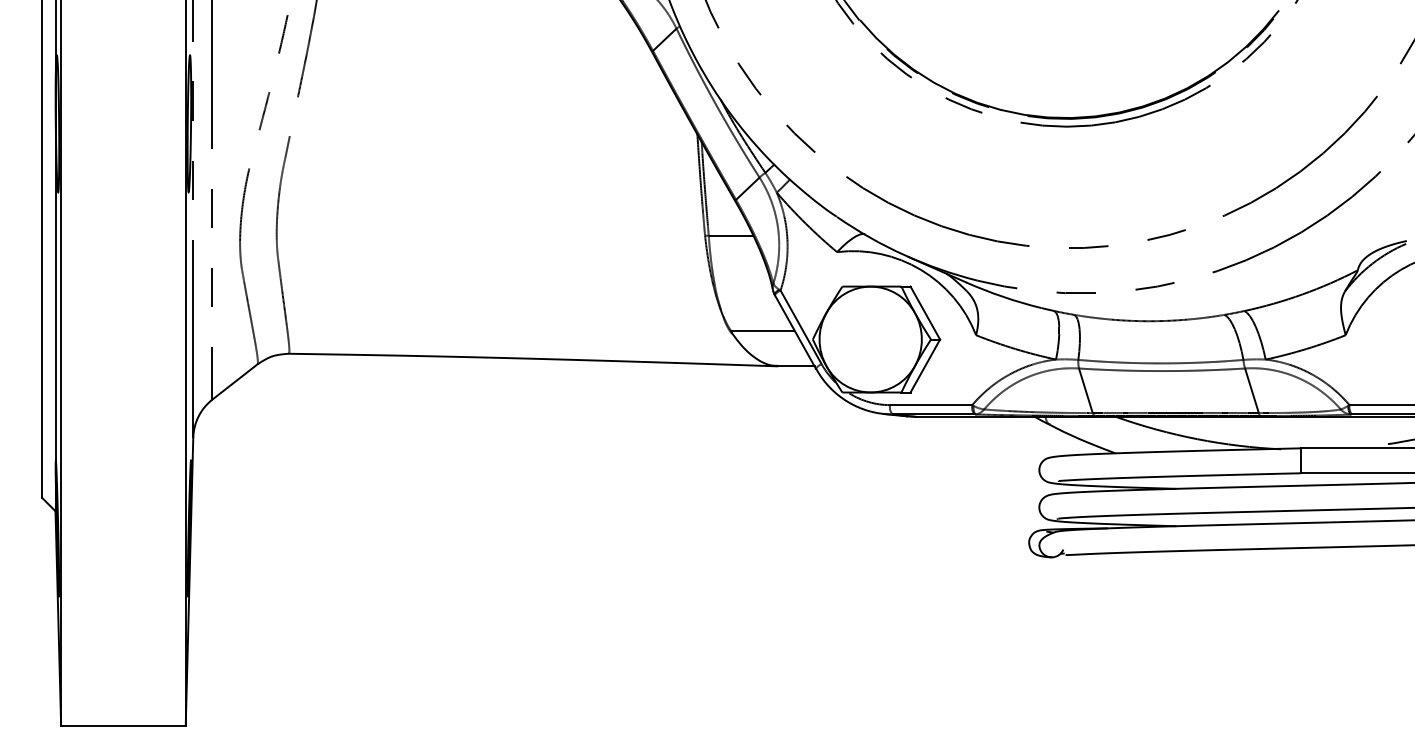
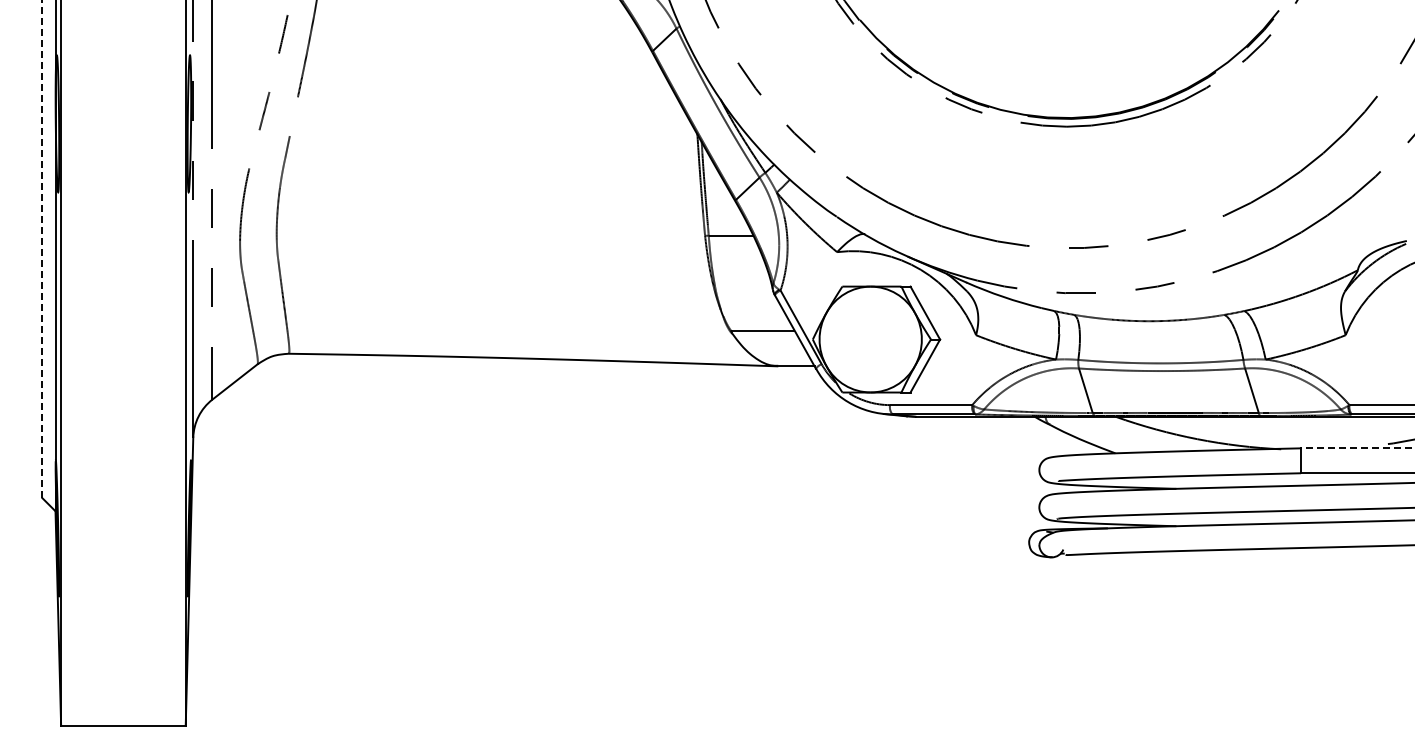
line: solid -> dashed (42, 249)
line: solid -> dashed (1358, 448)
